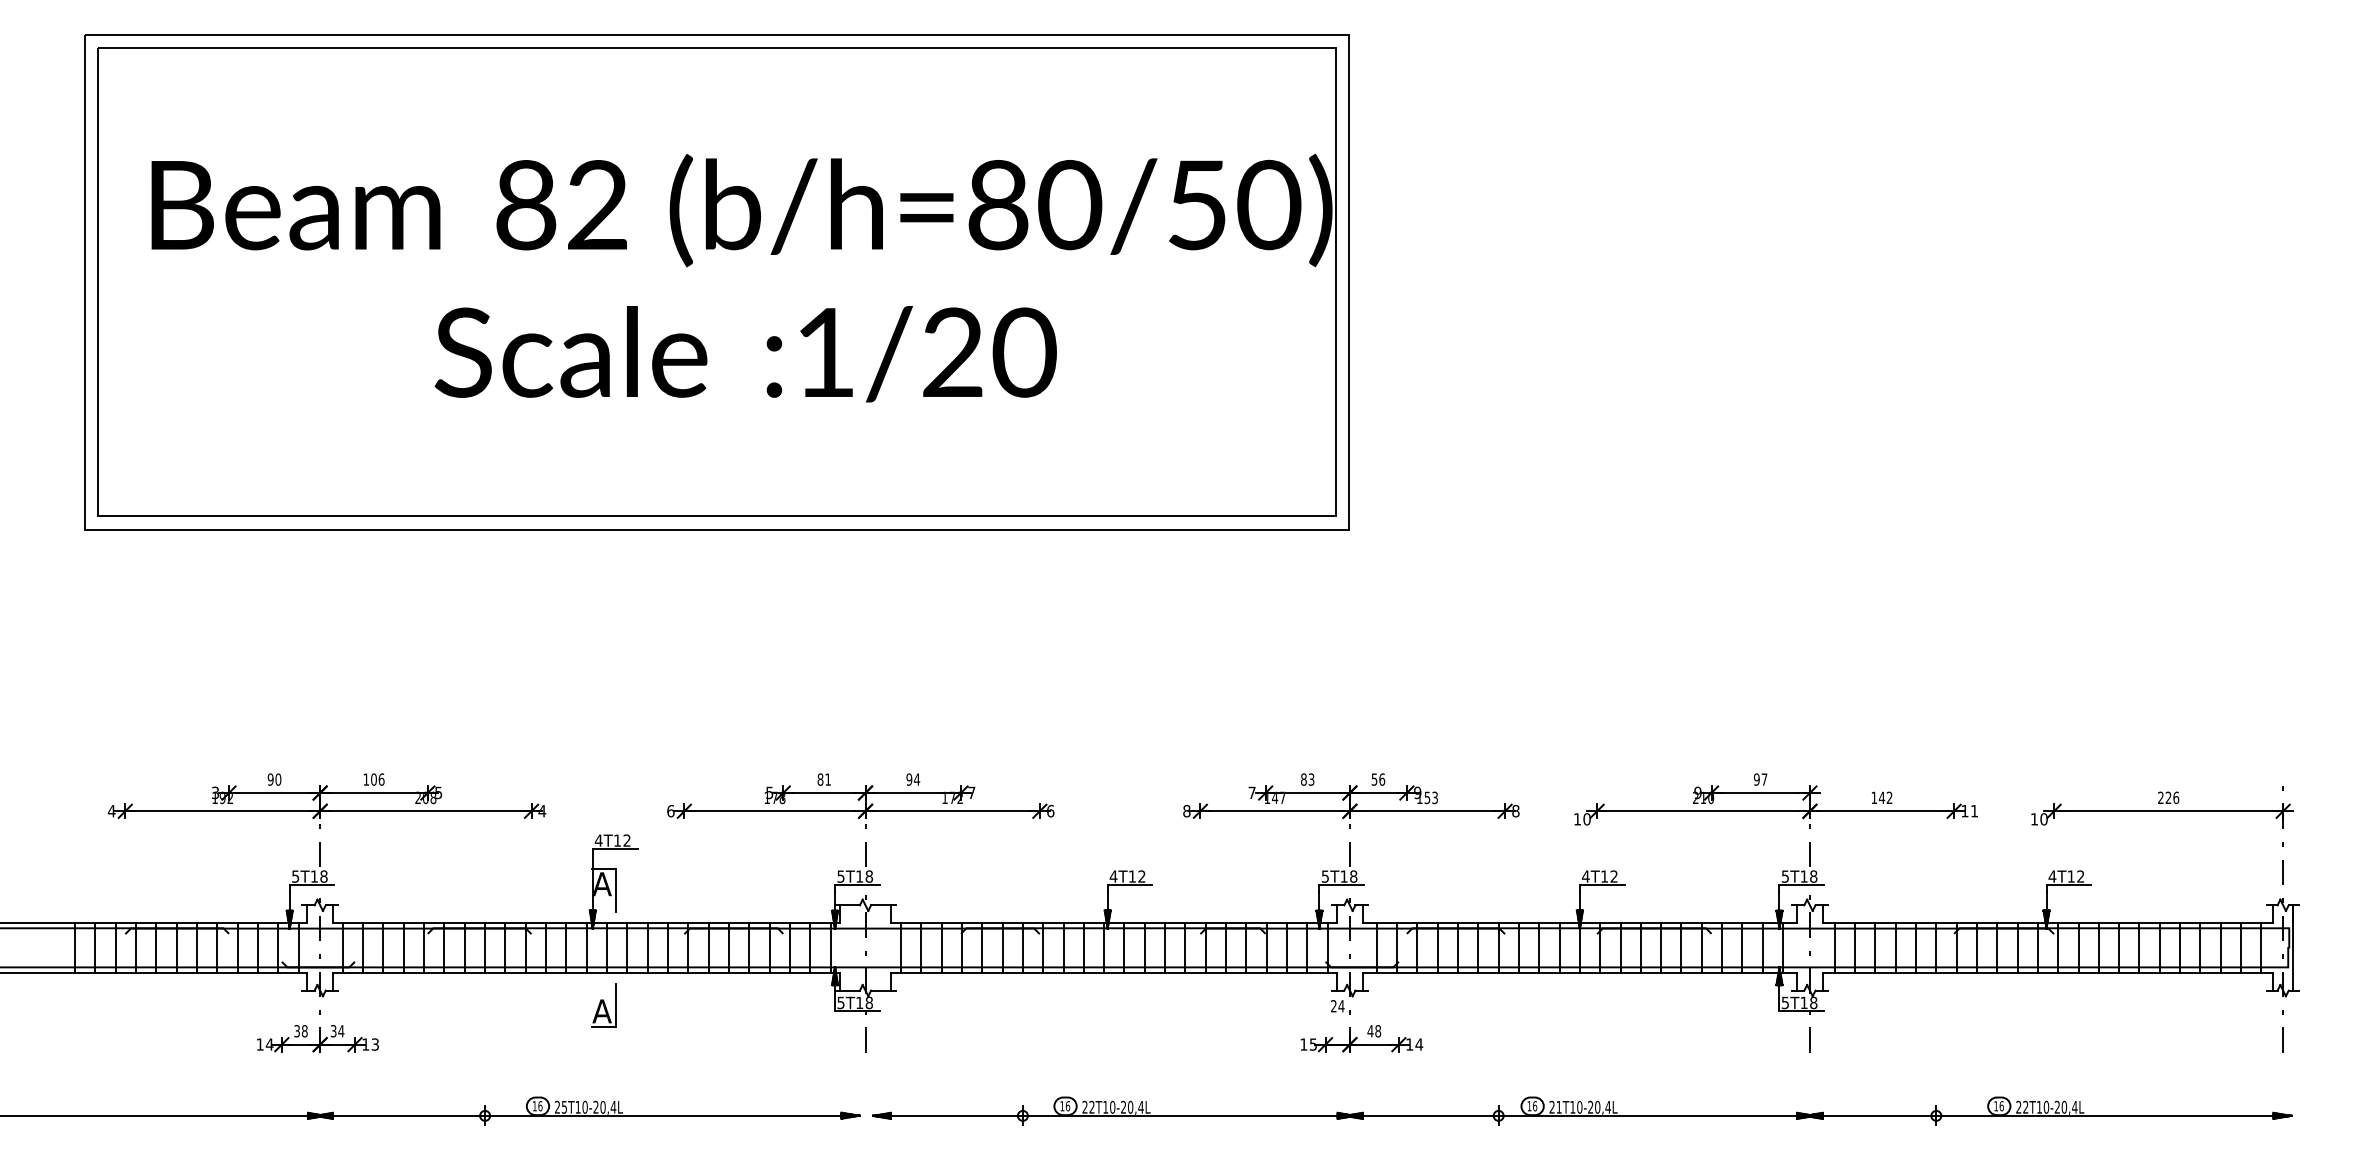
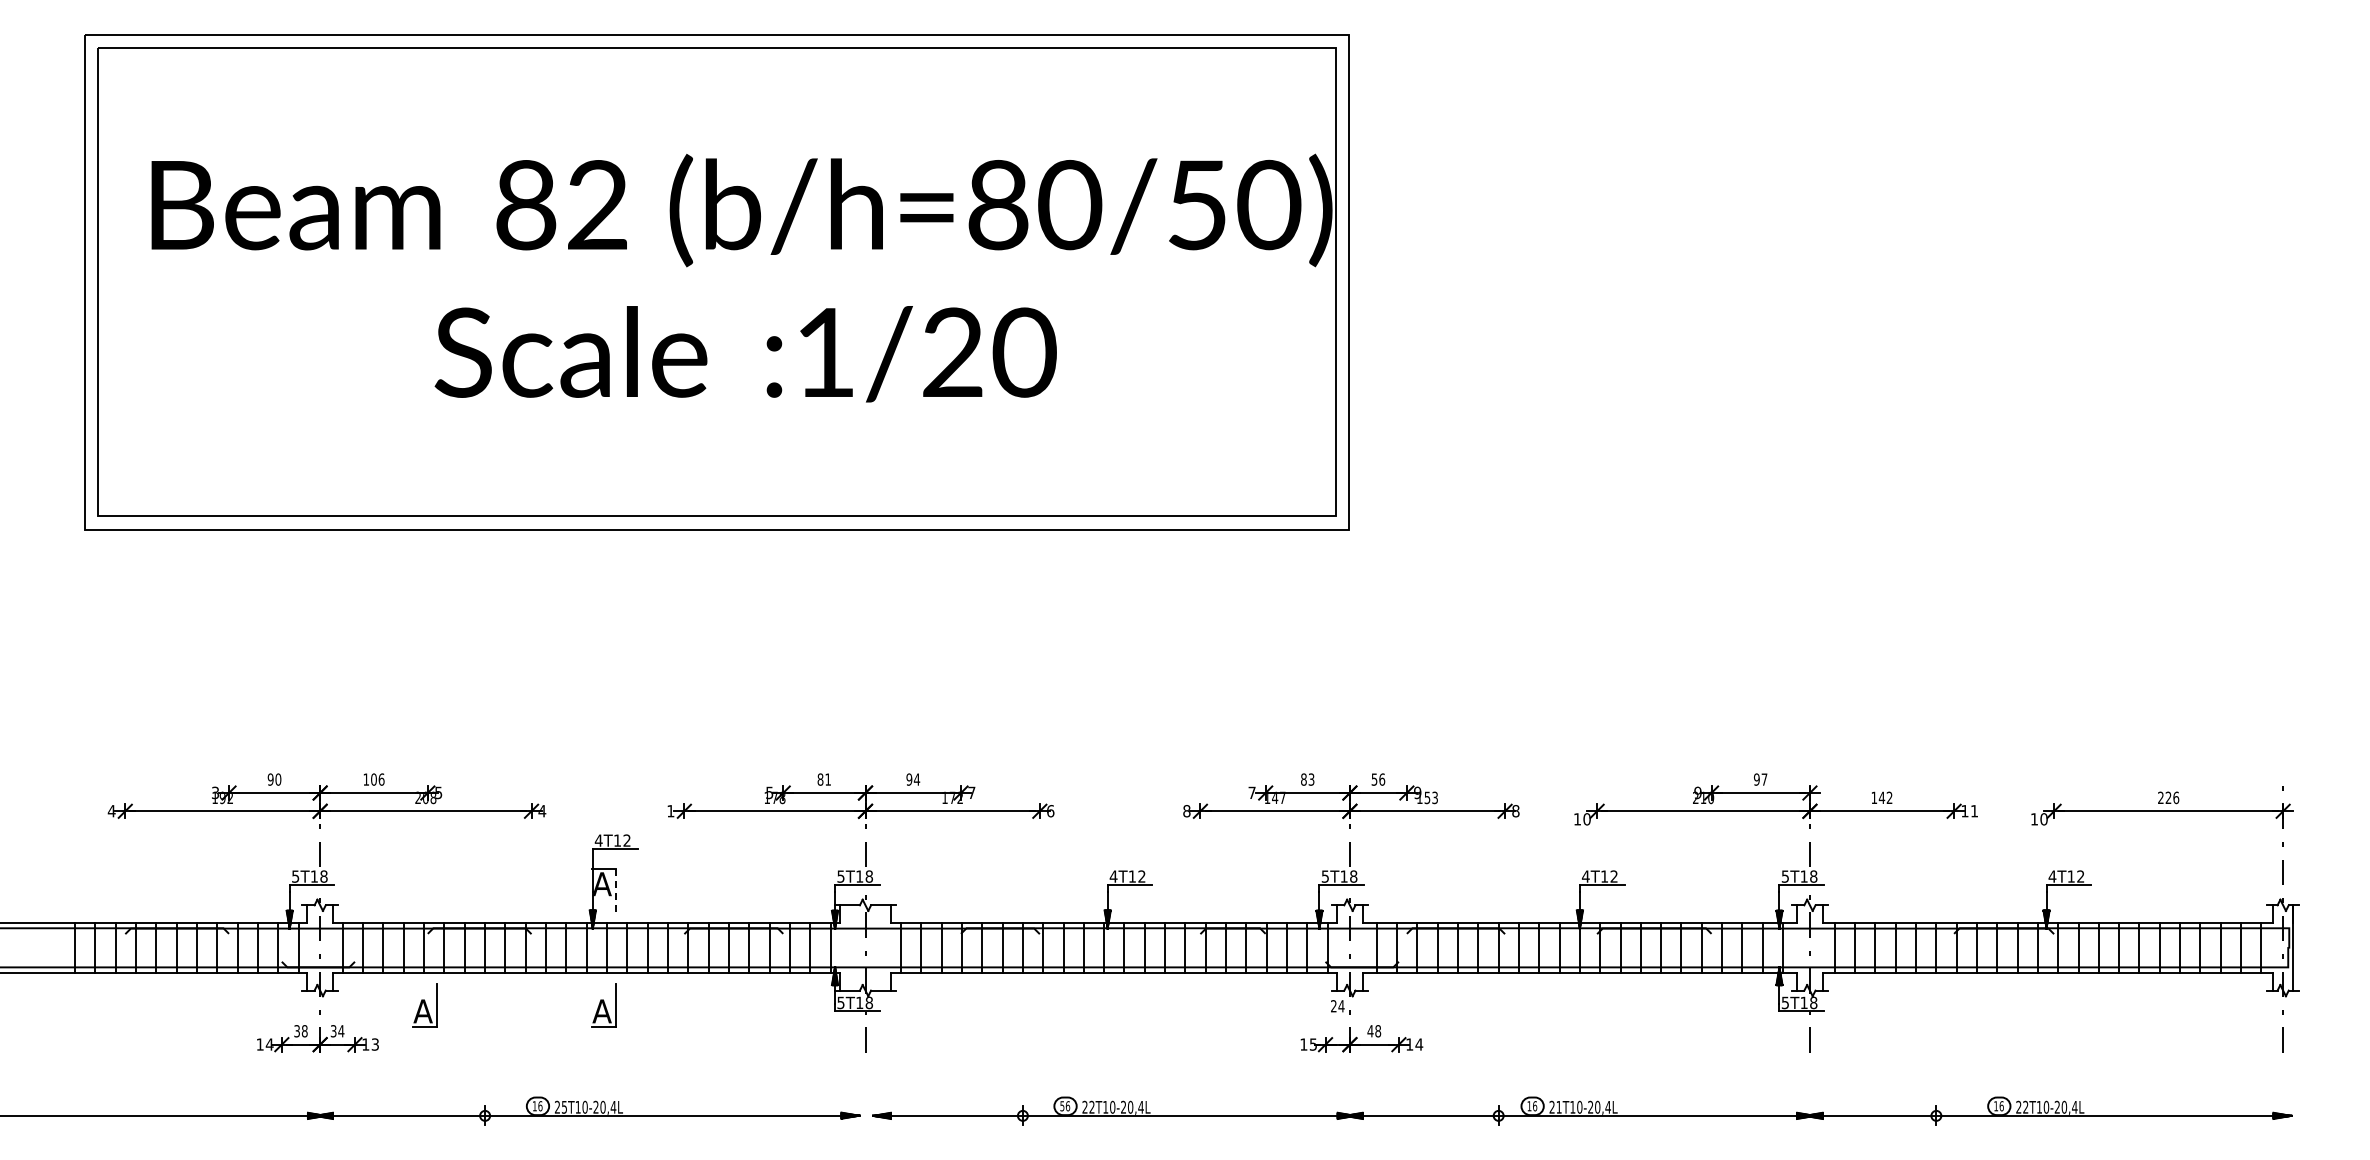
text: 6 -> 1 (670, 811)
line: solid -> dashed (615, 890)
part: none -> present (424, 1005)
text: 16 -> 56 (1062, 1106)
